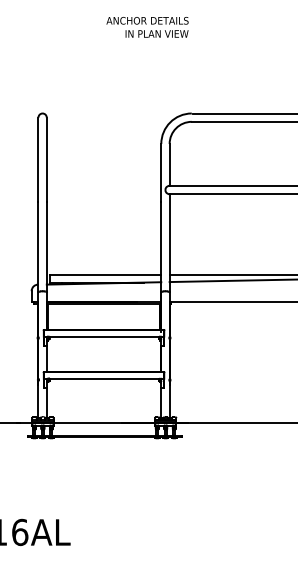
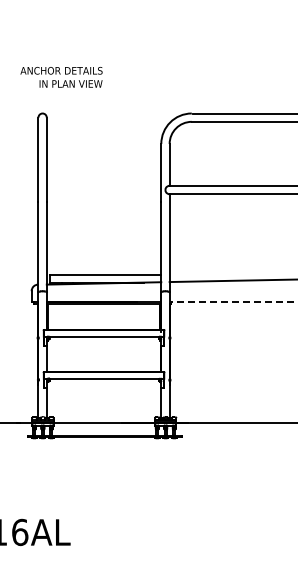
text position: (147, 27) -> (61, 77) (61, 77)
line: present -> none (231, 275)
line: solid -> dashed (233, 302)
